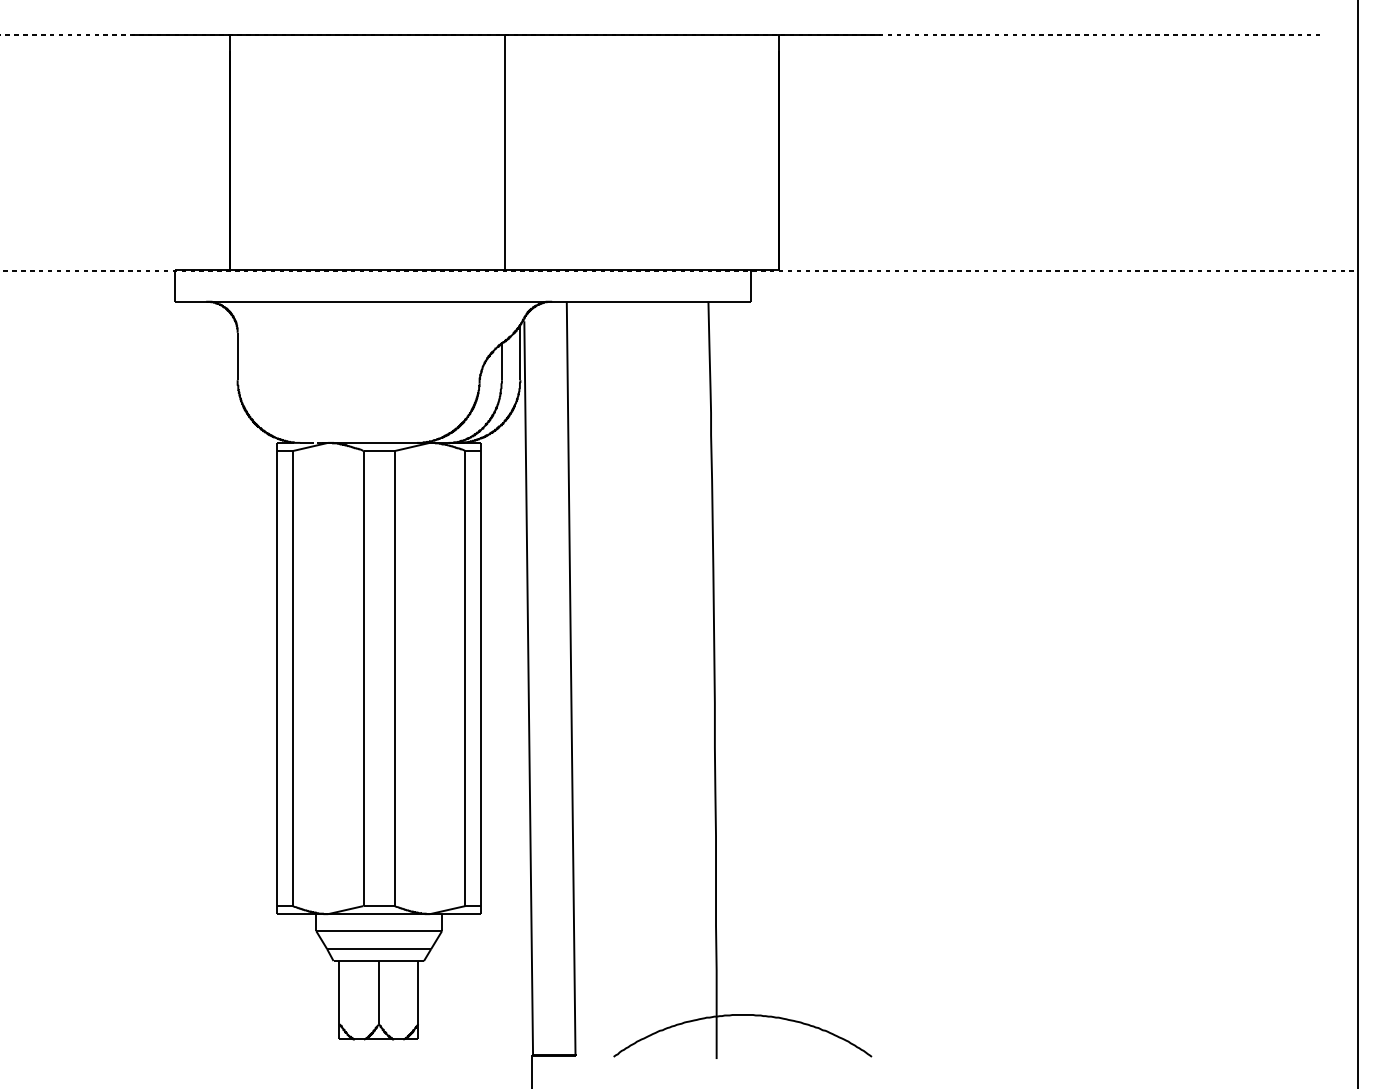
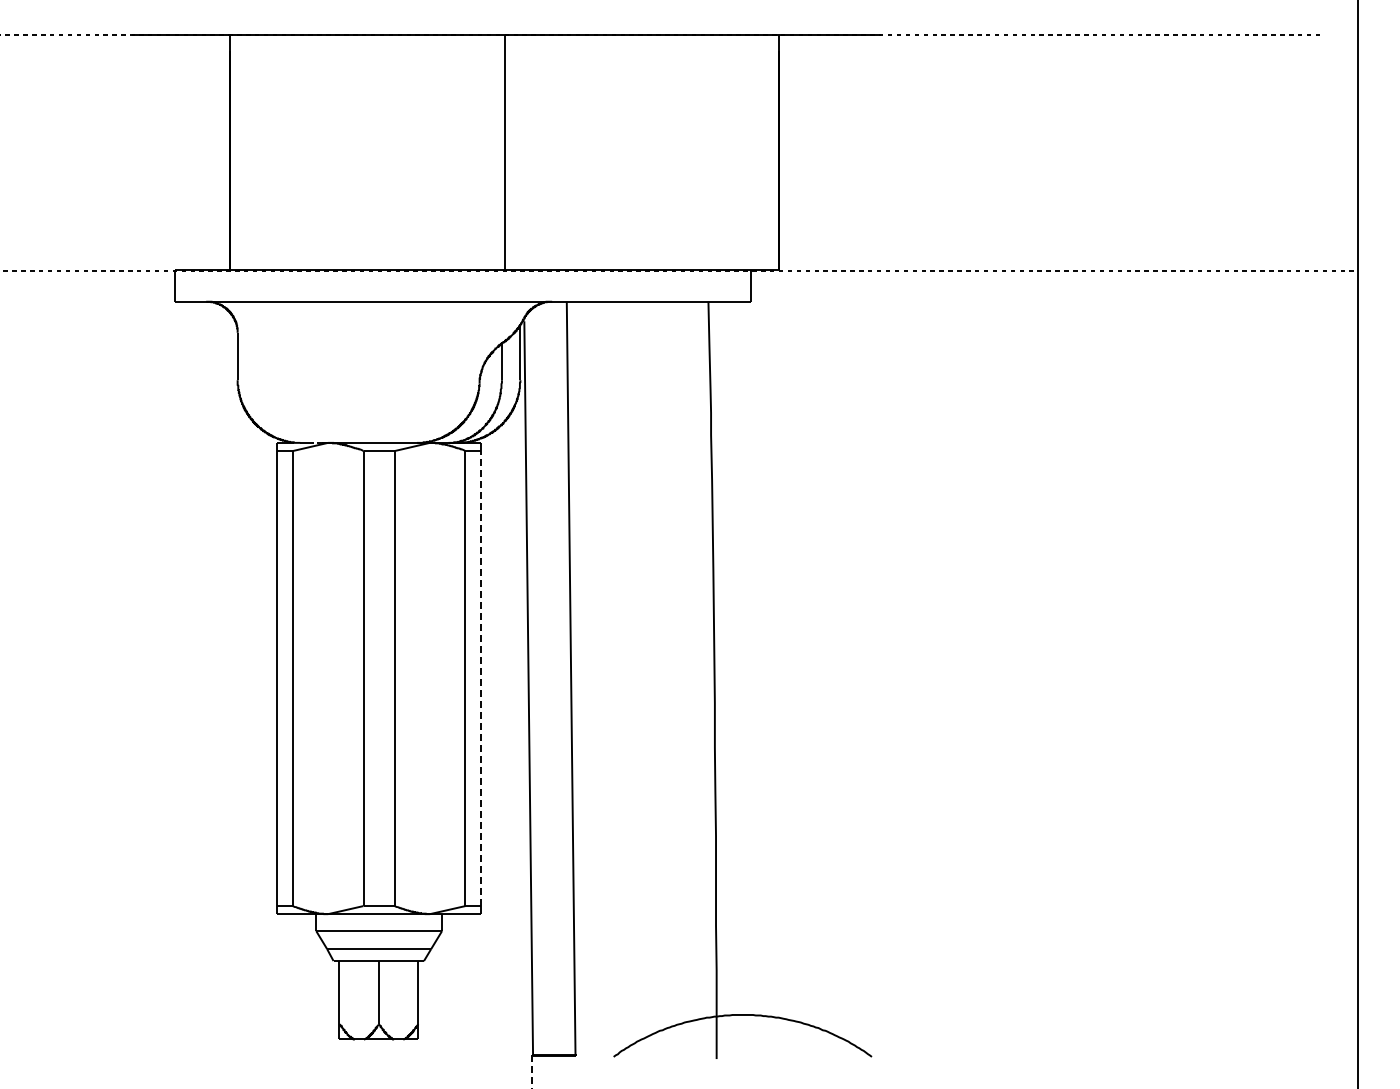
line: solid -> dashed (481, 678)
line: solid -> dashed (532, 1072)
